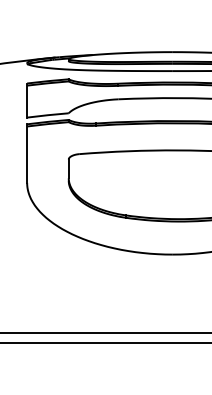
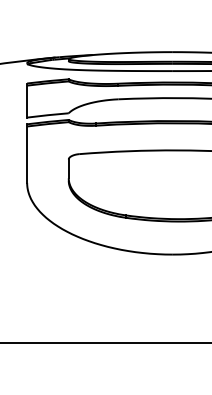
line: present -> none (105, 333)
